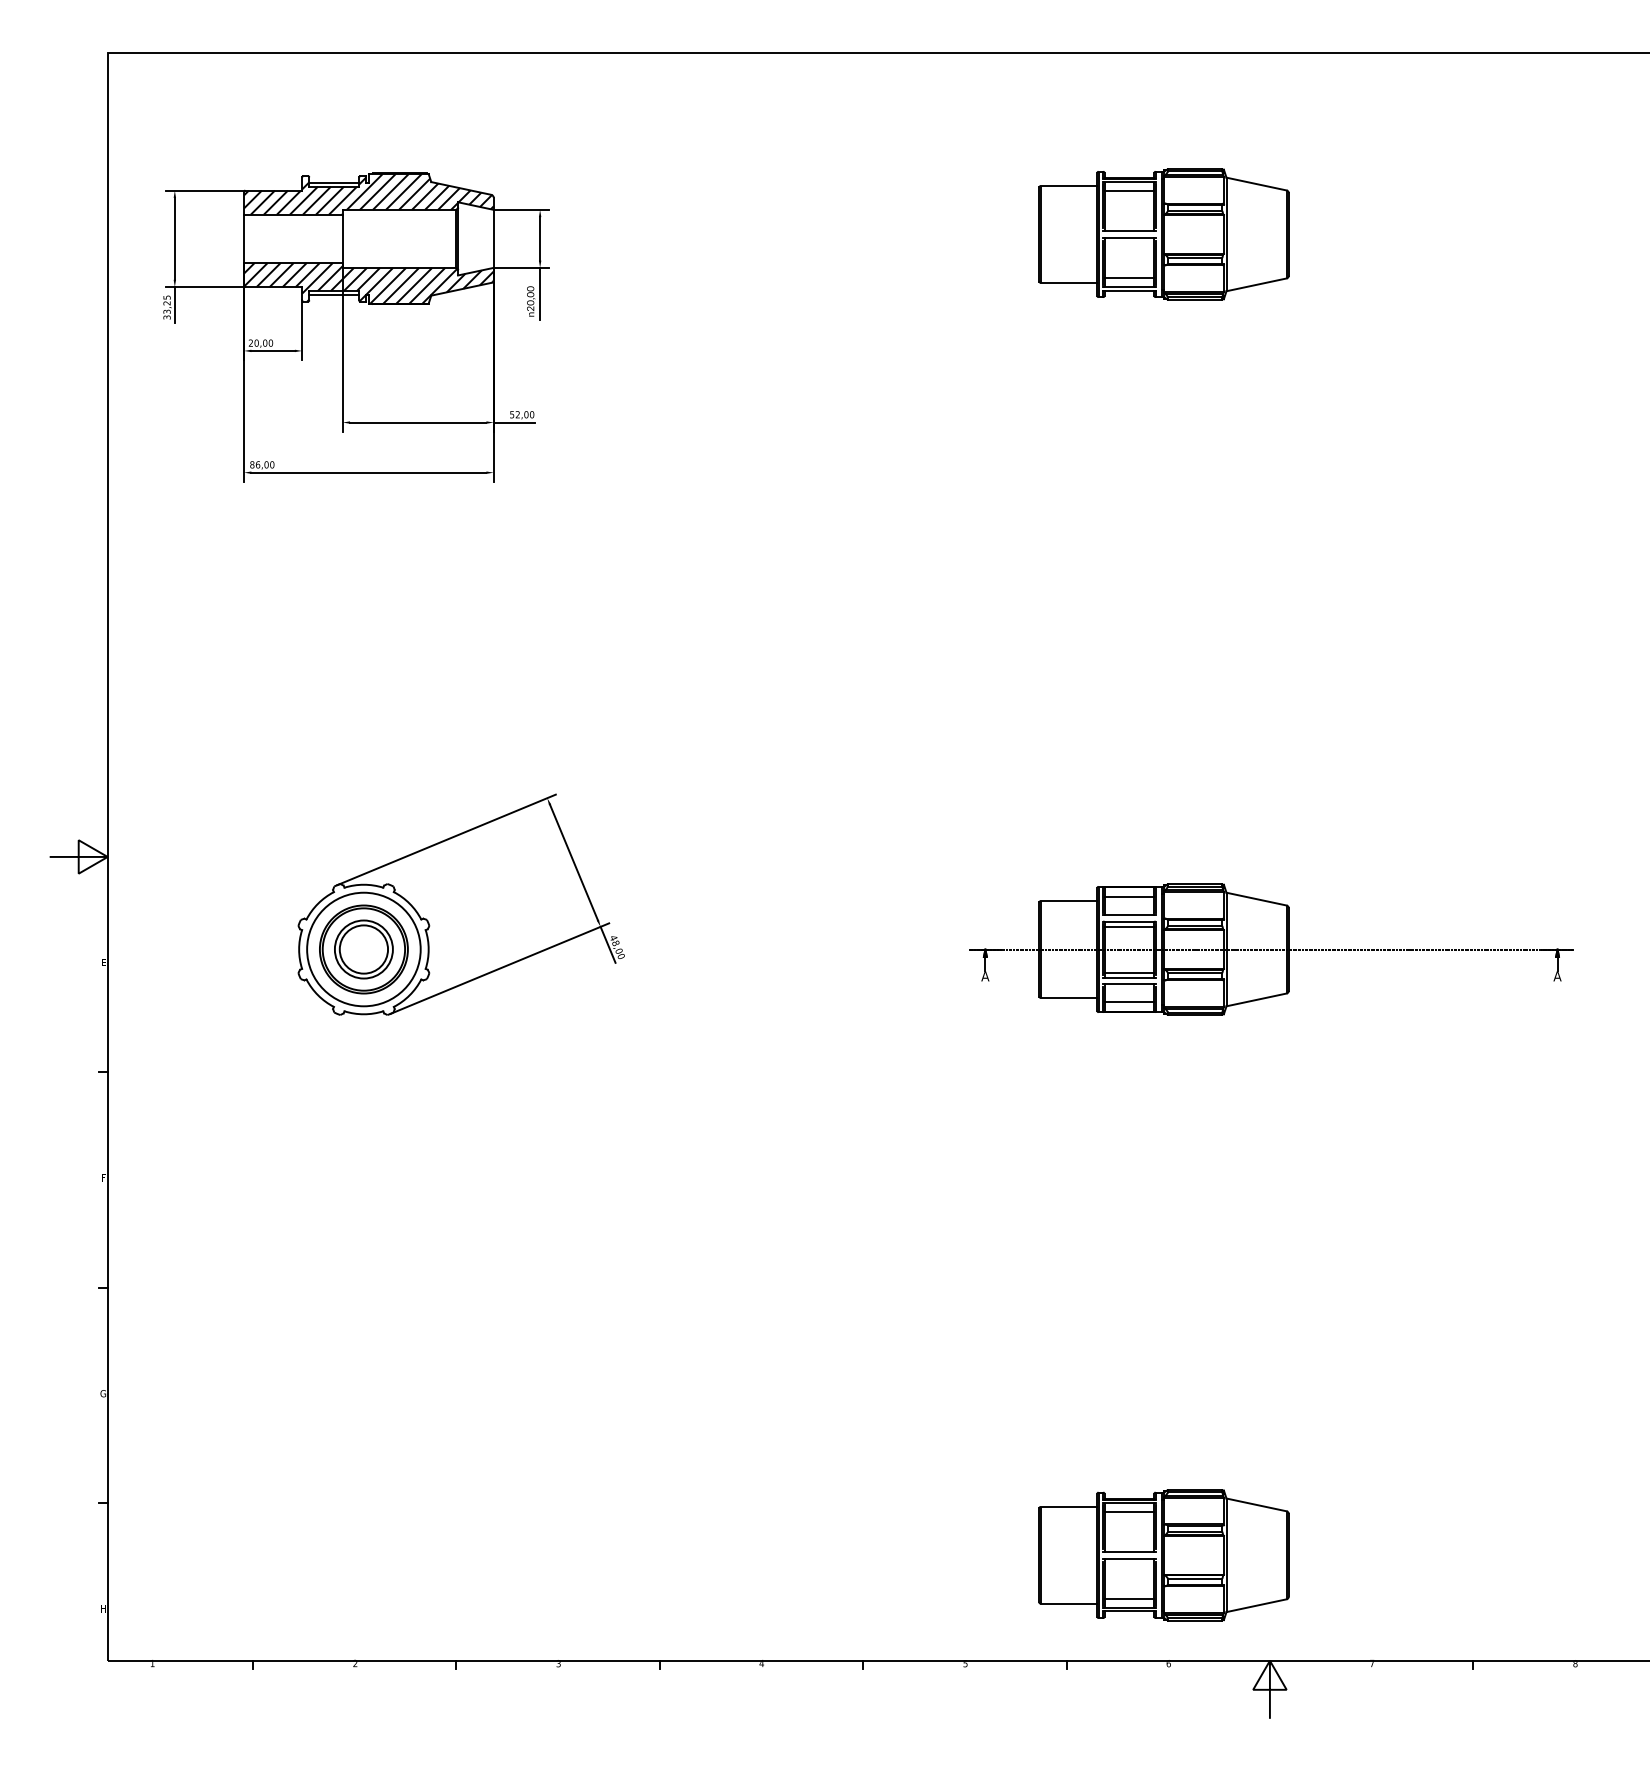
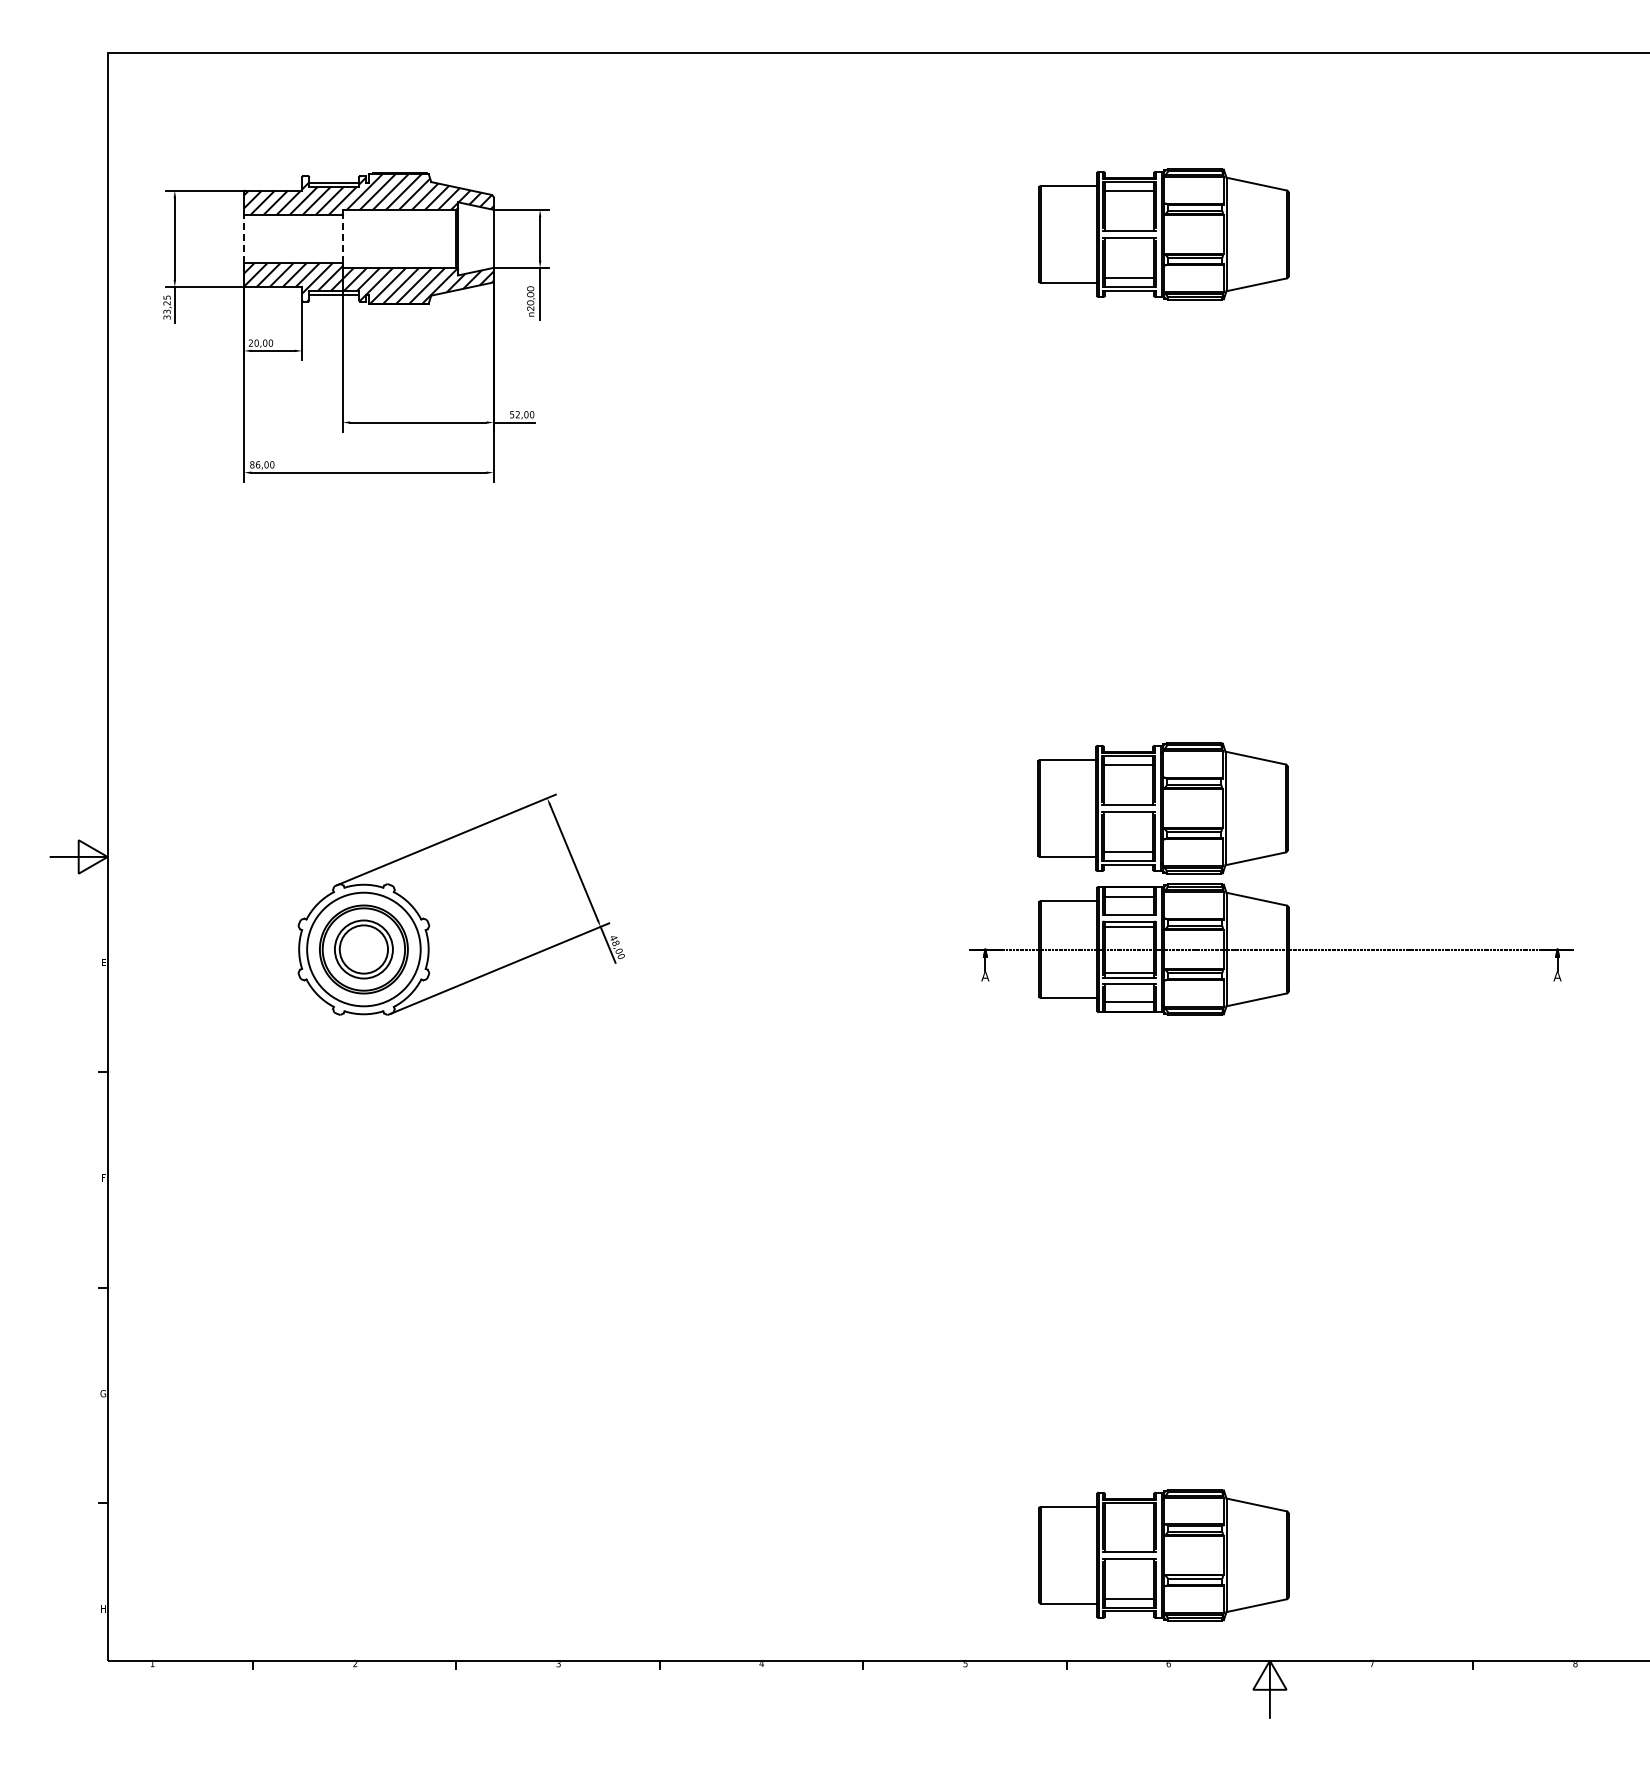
line: solid -> dashed (244, 238)
line: solid -> dashed (342, 238)
part: none -> present (1162, 808)
line: present -> none (1129, 1512)
